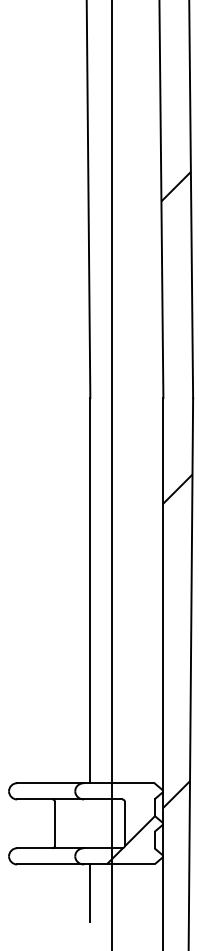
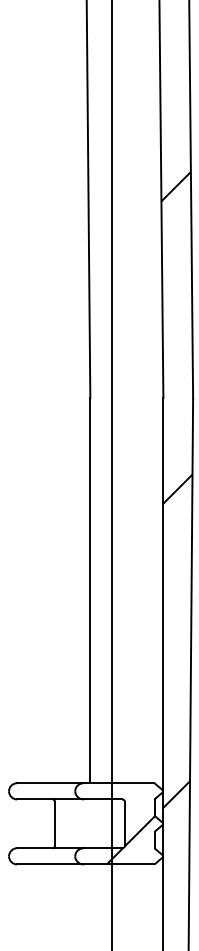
line: present -> none (90, 893)
